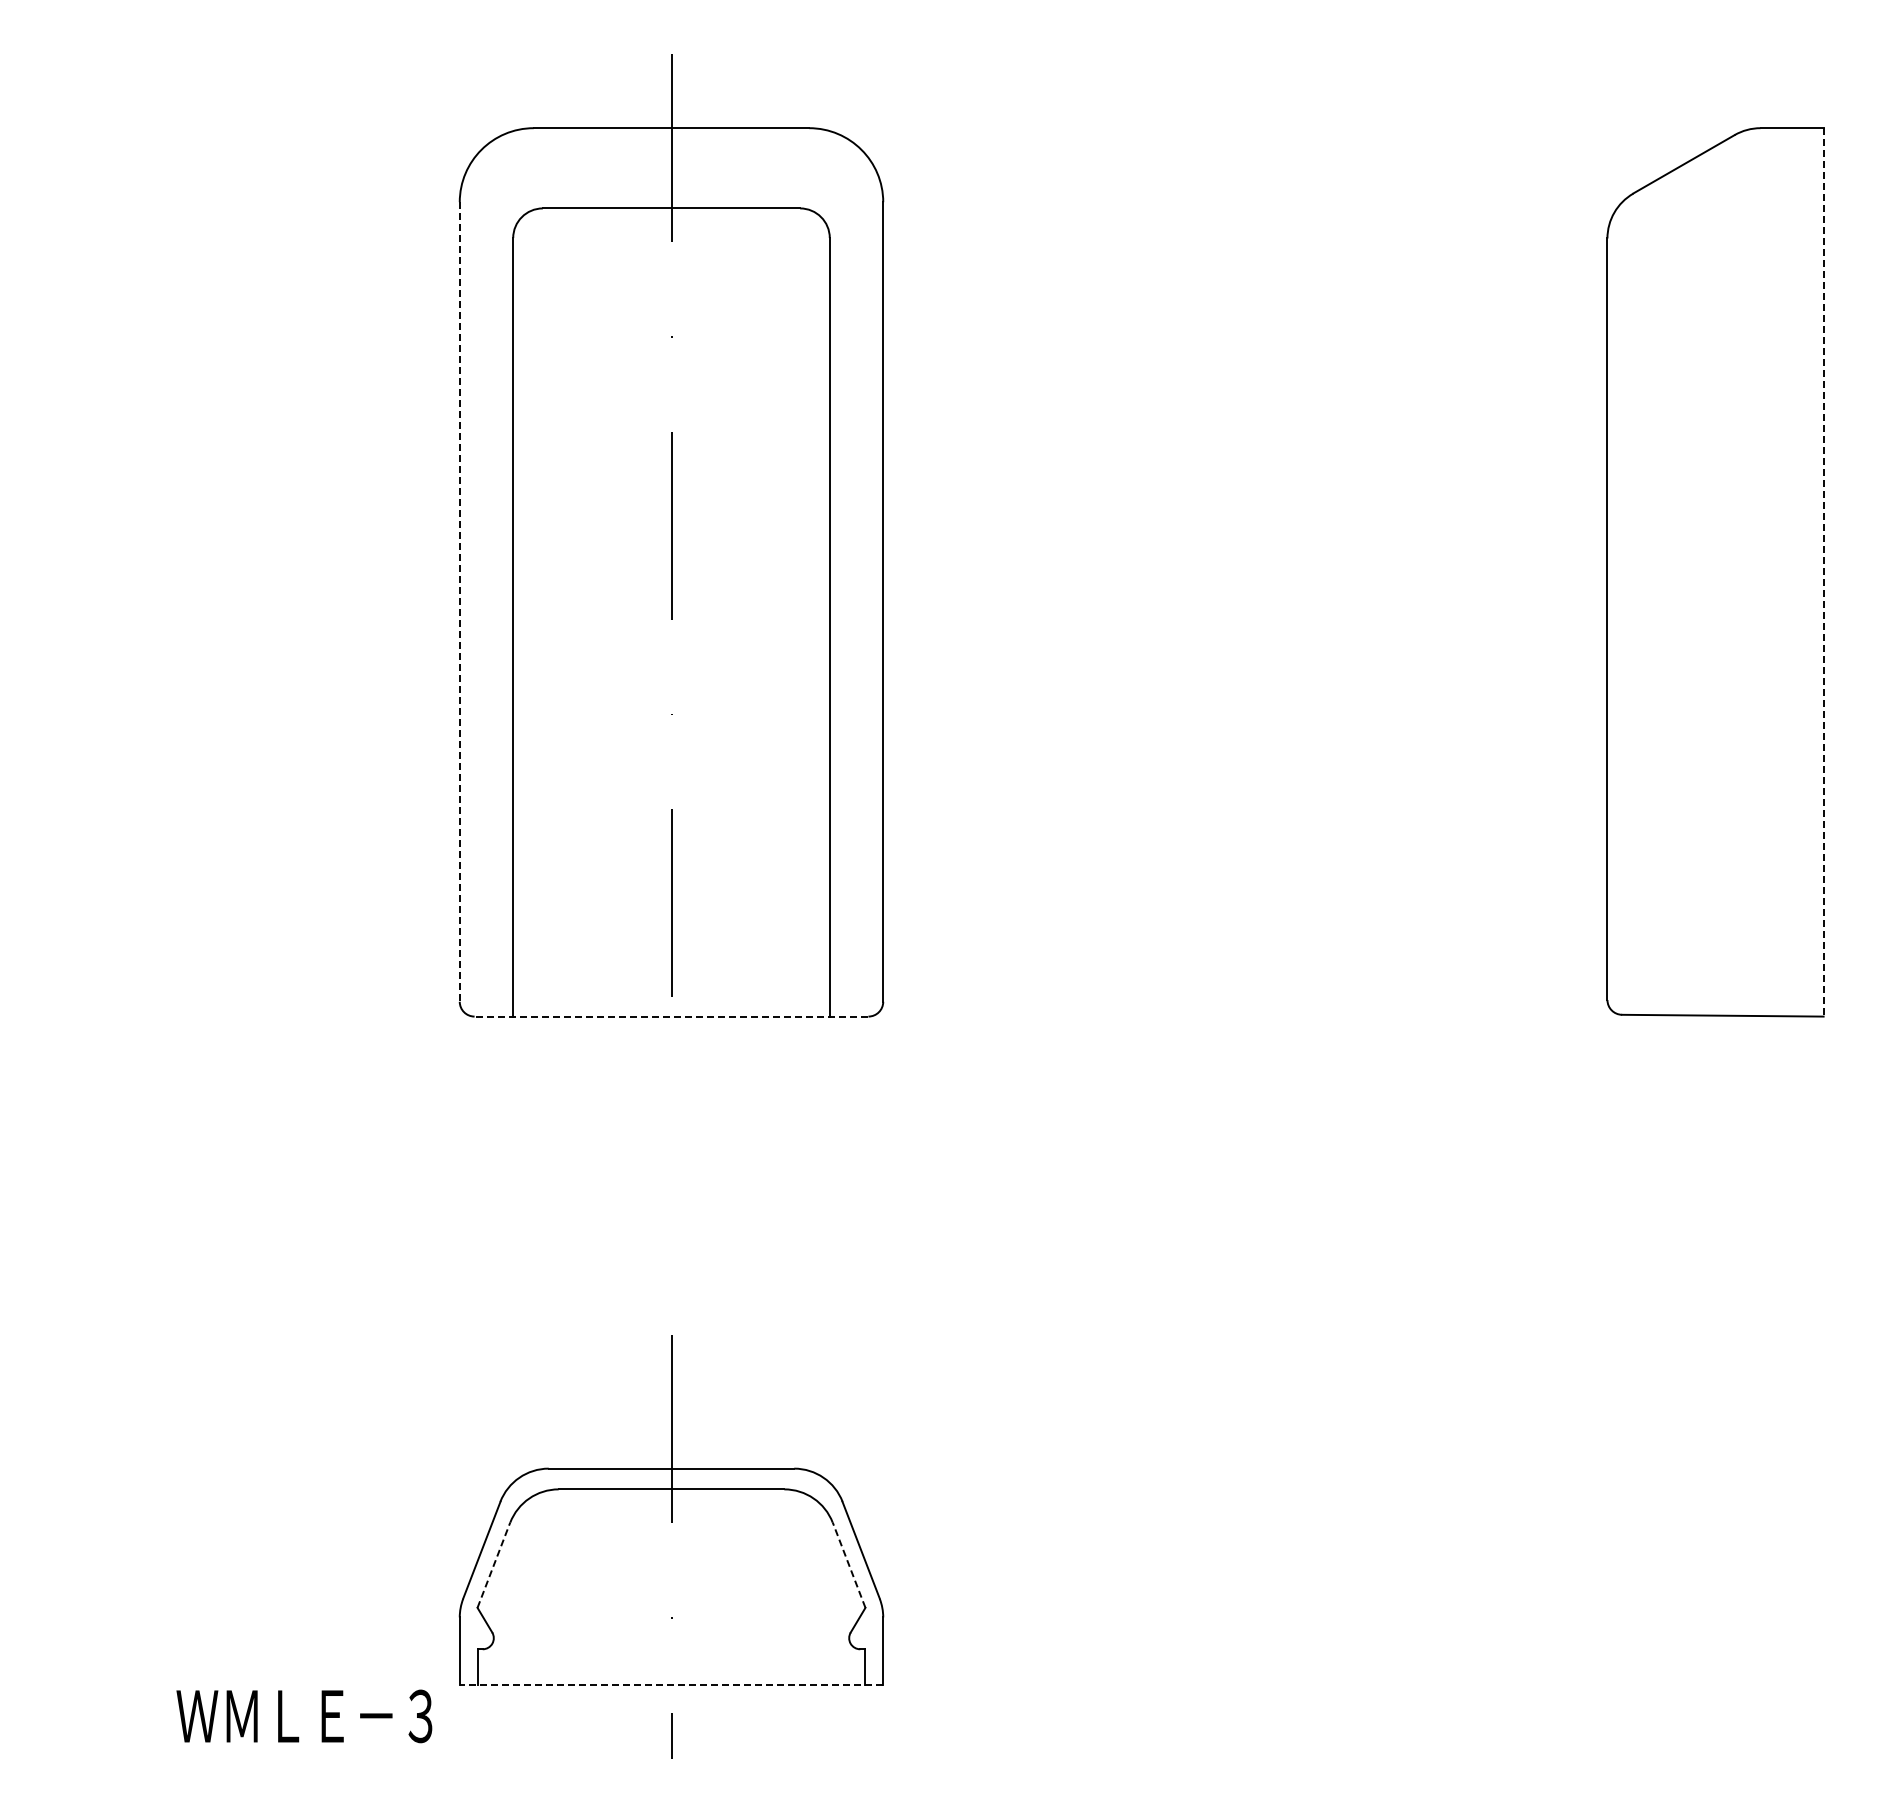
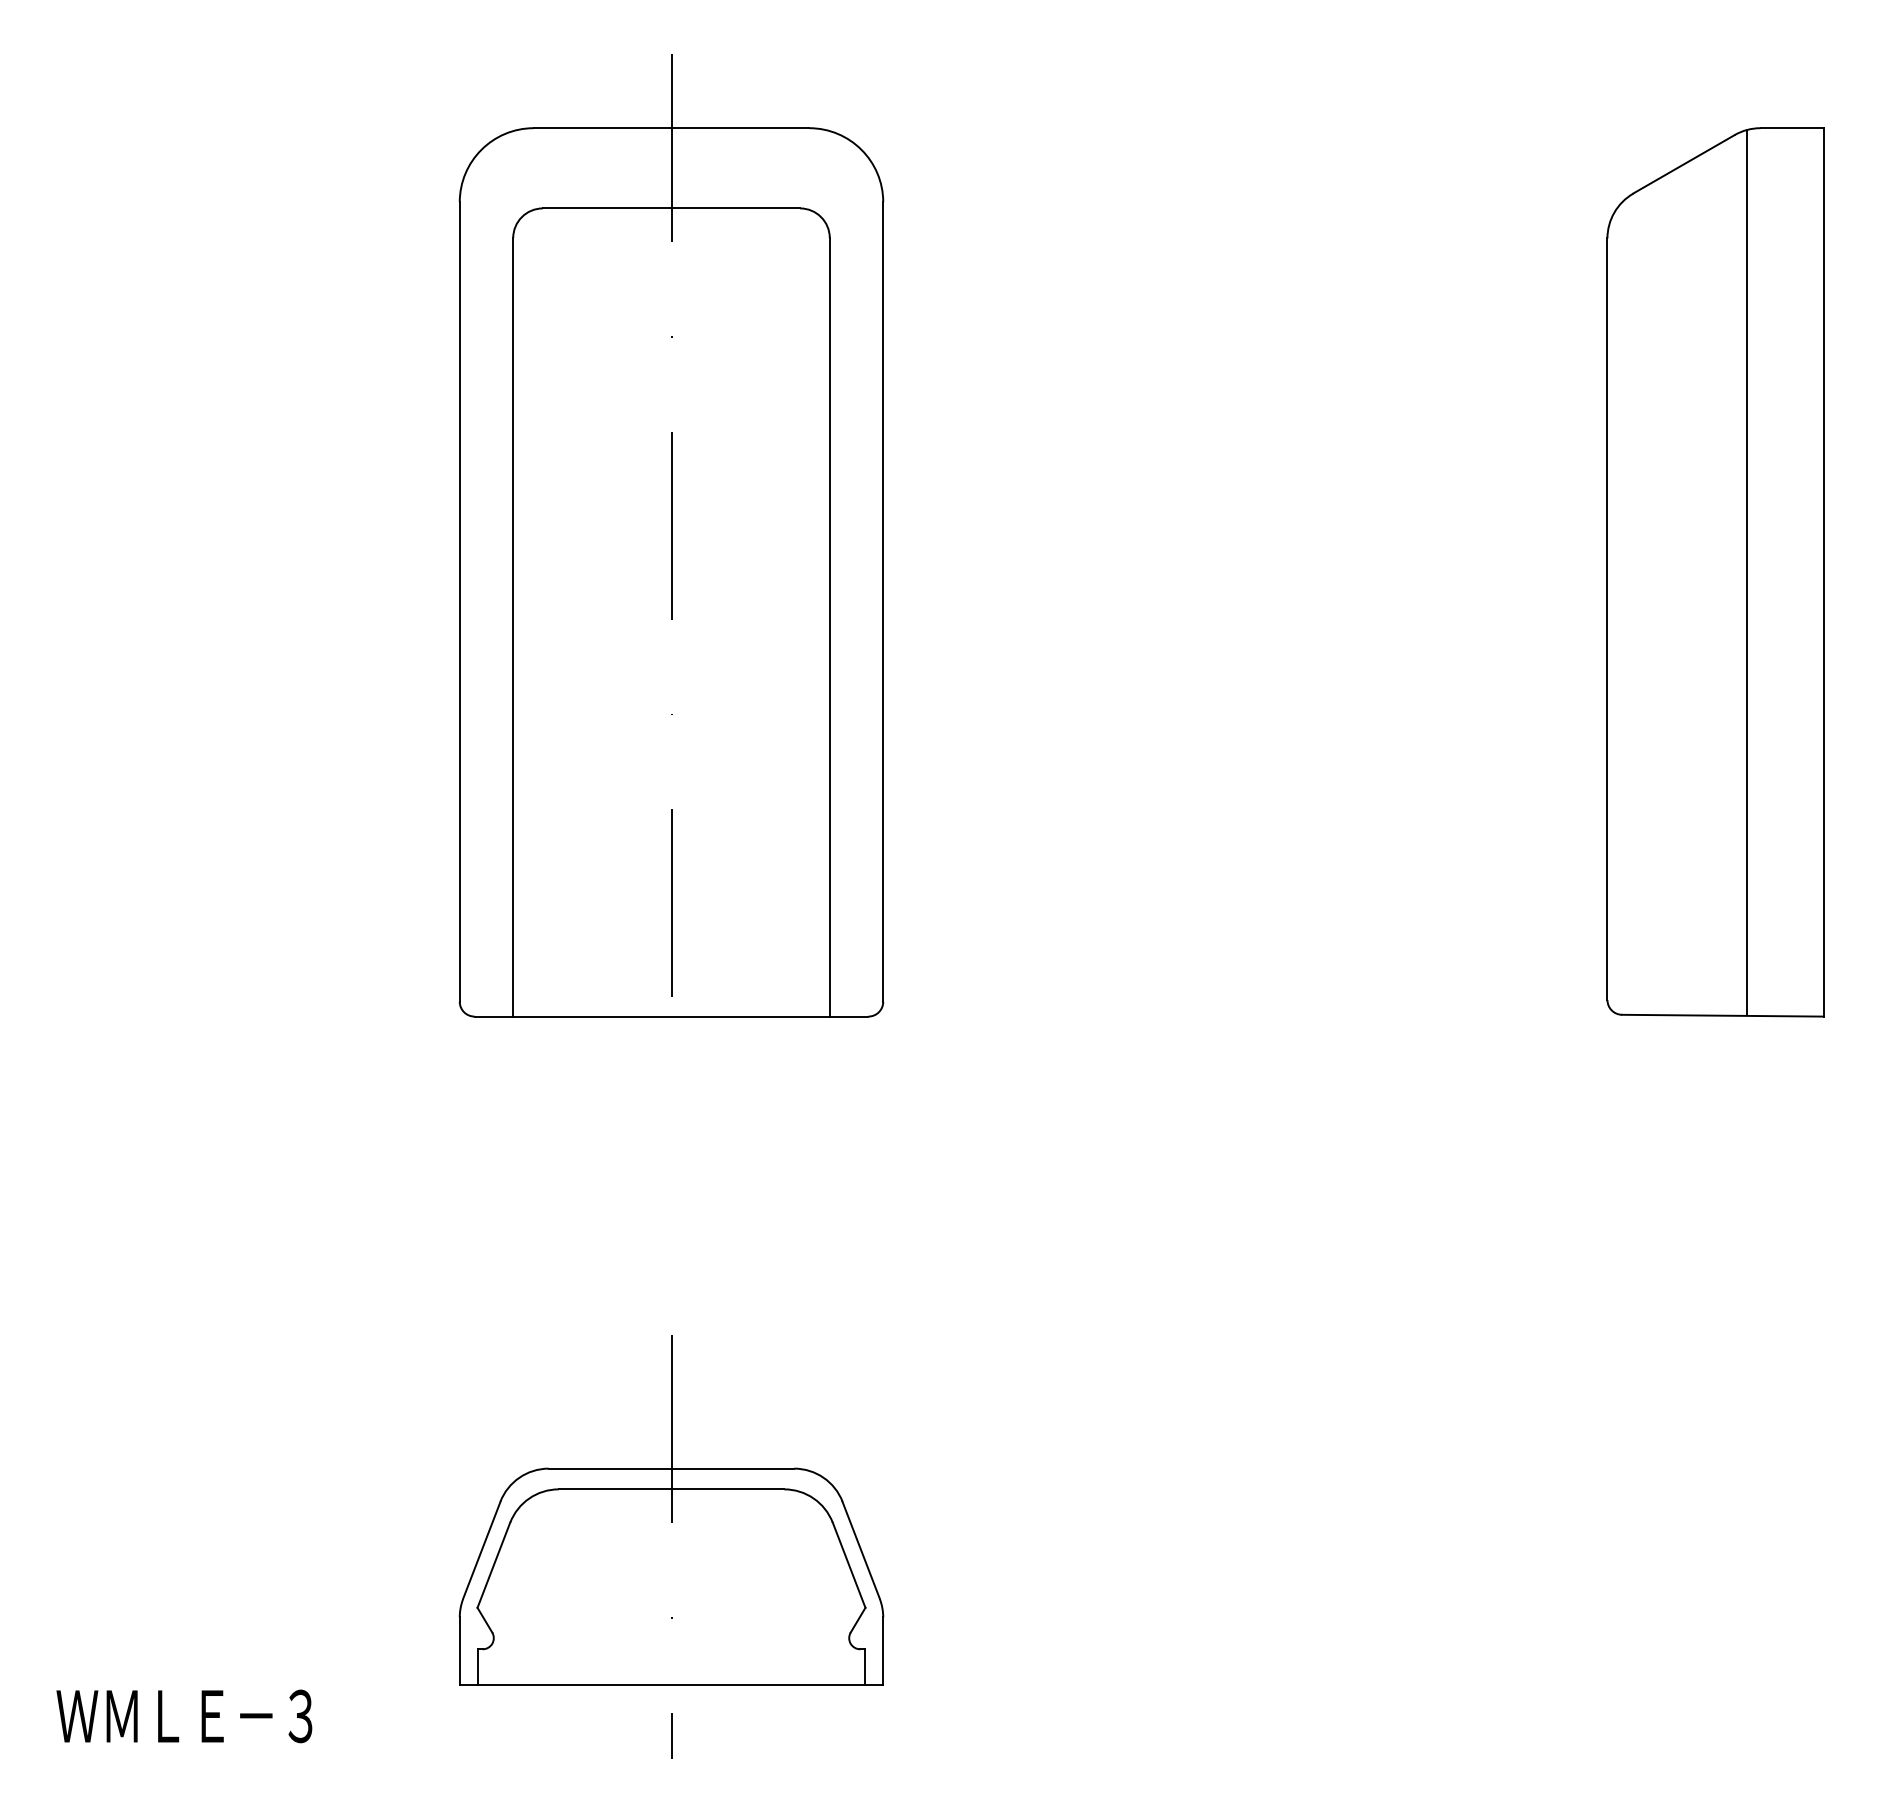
line: none -> present (1746, 572)
line: dashed -> solid (1823, 572)
line: dashed -> solid (459, 602)
line: dashed -> solid (671, 1016)
line: dashed -> solid (493, 1565)
line: dashed -> solid (849, 1565)
line: dashed -> solid (671, 1684)
text position: (304, 1716) -> (184, 1716) (184, 1716)
